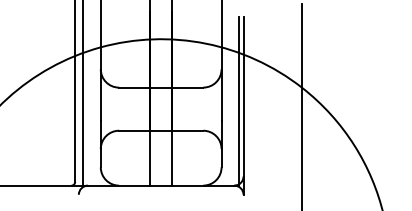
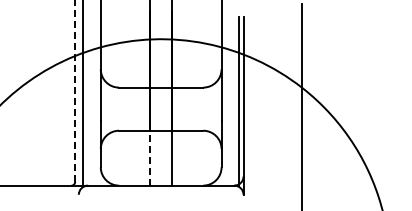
line: solid -> dashed (75, 90)
line: solid -> dashed (150, 157)
